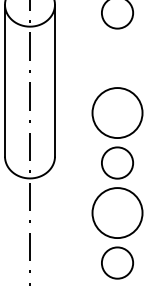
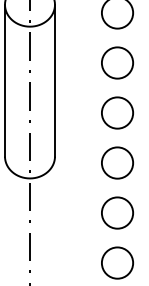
circle: none -> present (117, 62)
circle diameter: 50 px -> 31 px (117, 112)
circle diameter: 50 px -> 31 px (117, 212)
